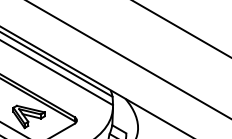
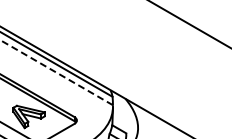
line position: (181, 29) -> (189, 24) (189, 24)
line: present -> none (128, 59)
line: solid -> dashed (56, 72)
